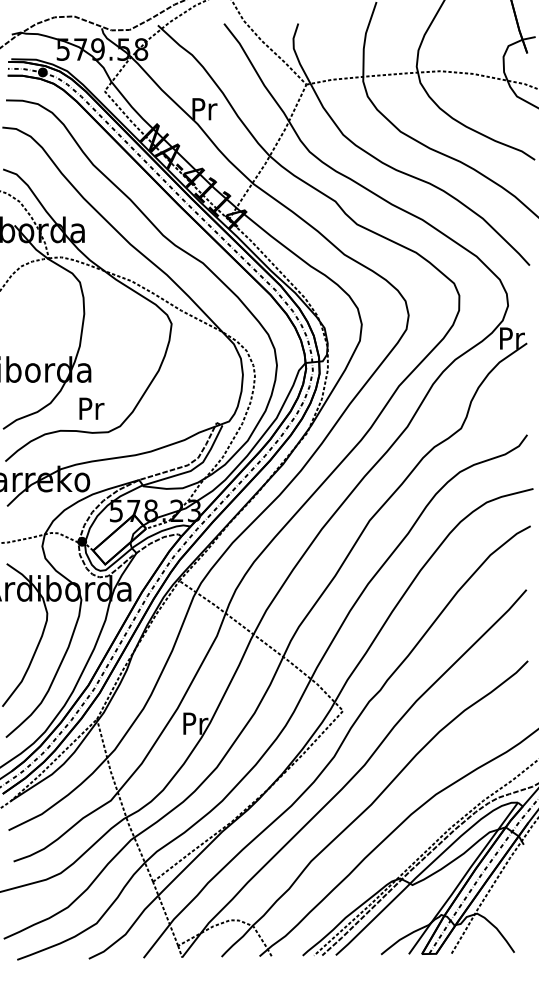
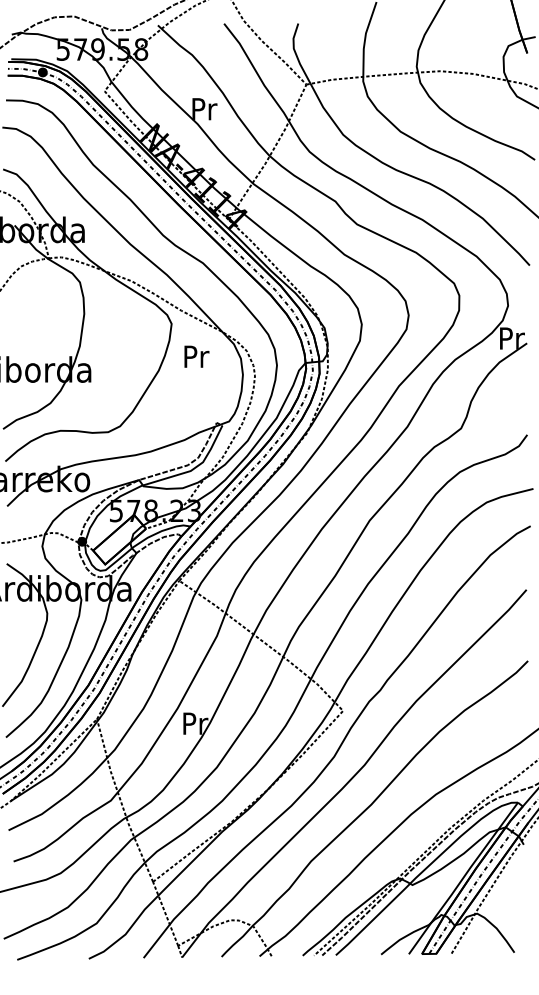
text position: (91, 408) -> (196, 356) (196, 356)
